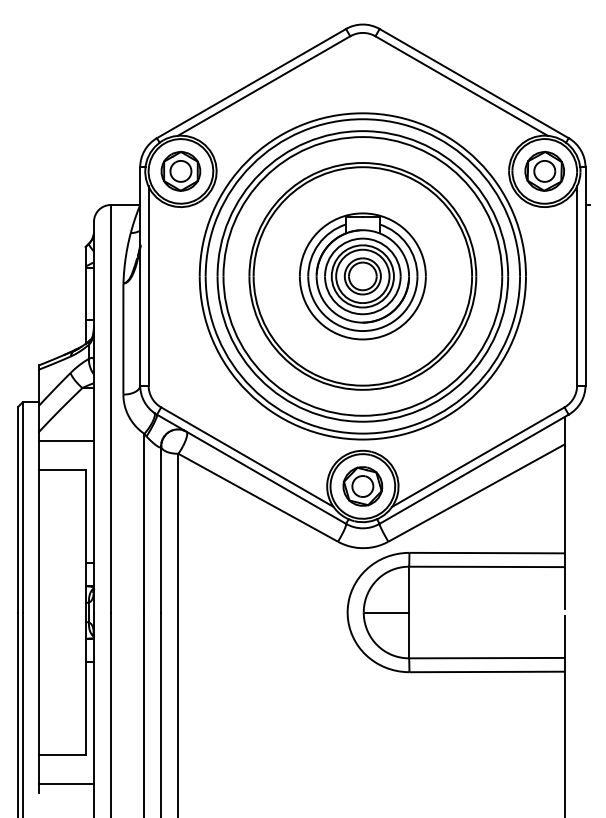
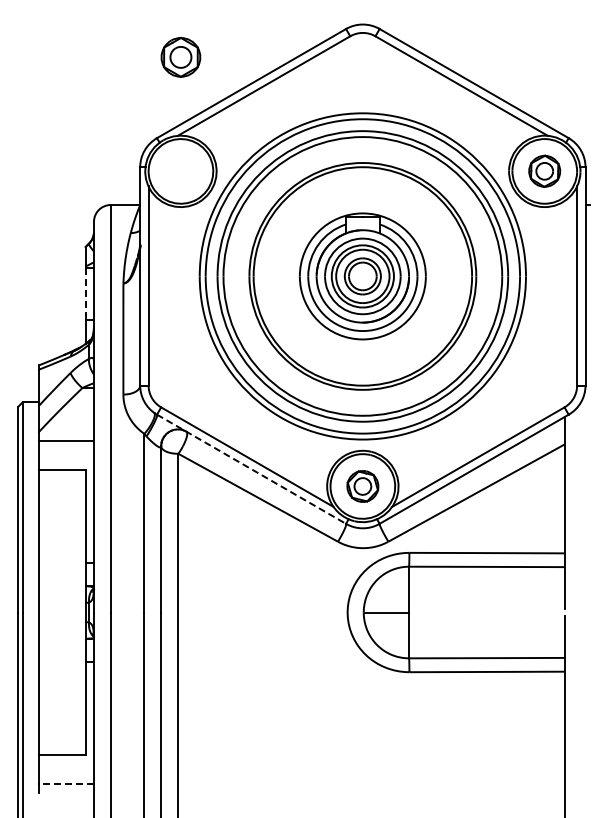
part size: 41x42 px -> 34x34 px (544, 170)
part position: (180, 171) -> (180, 57) (180, 57)
line: solid -> dashed (85, 294)
line: solid -> dashed (251, 469)
part size: 42x41 px -> 34x33 px (362, 486)
line: solid -> dashed (66, 784)
